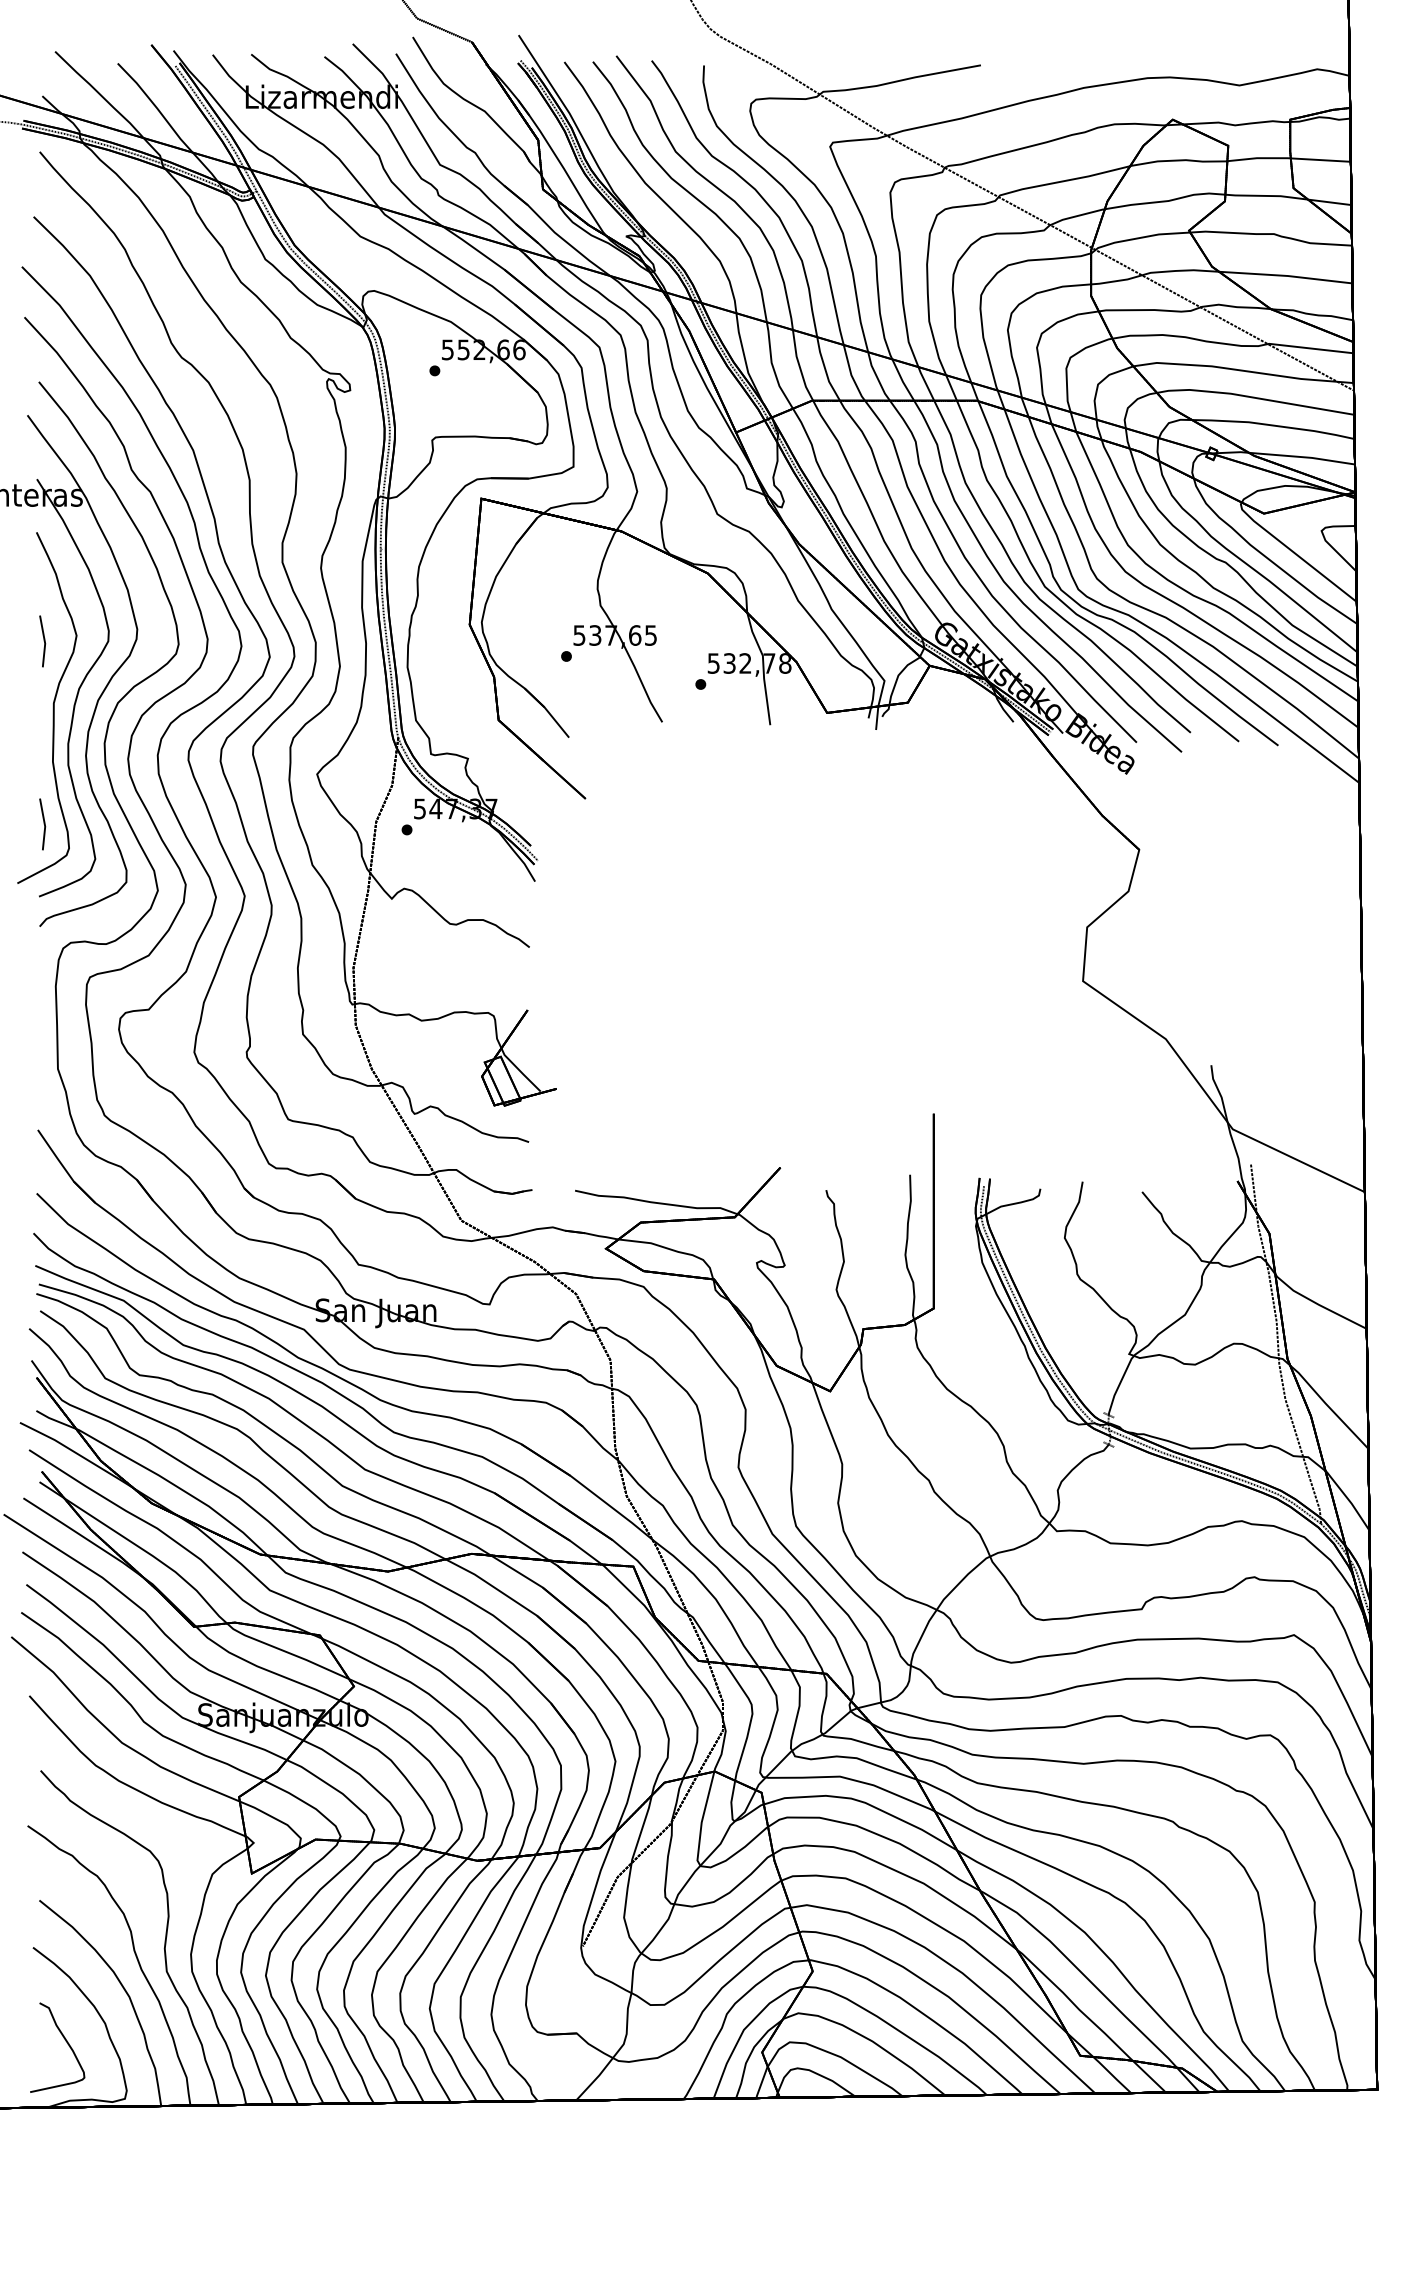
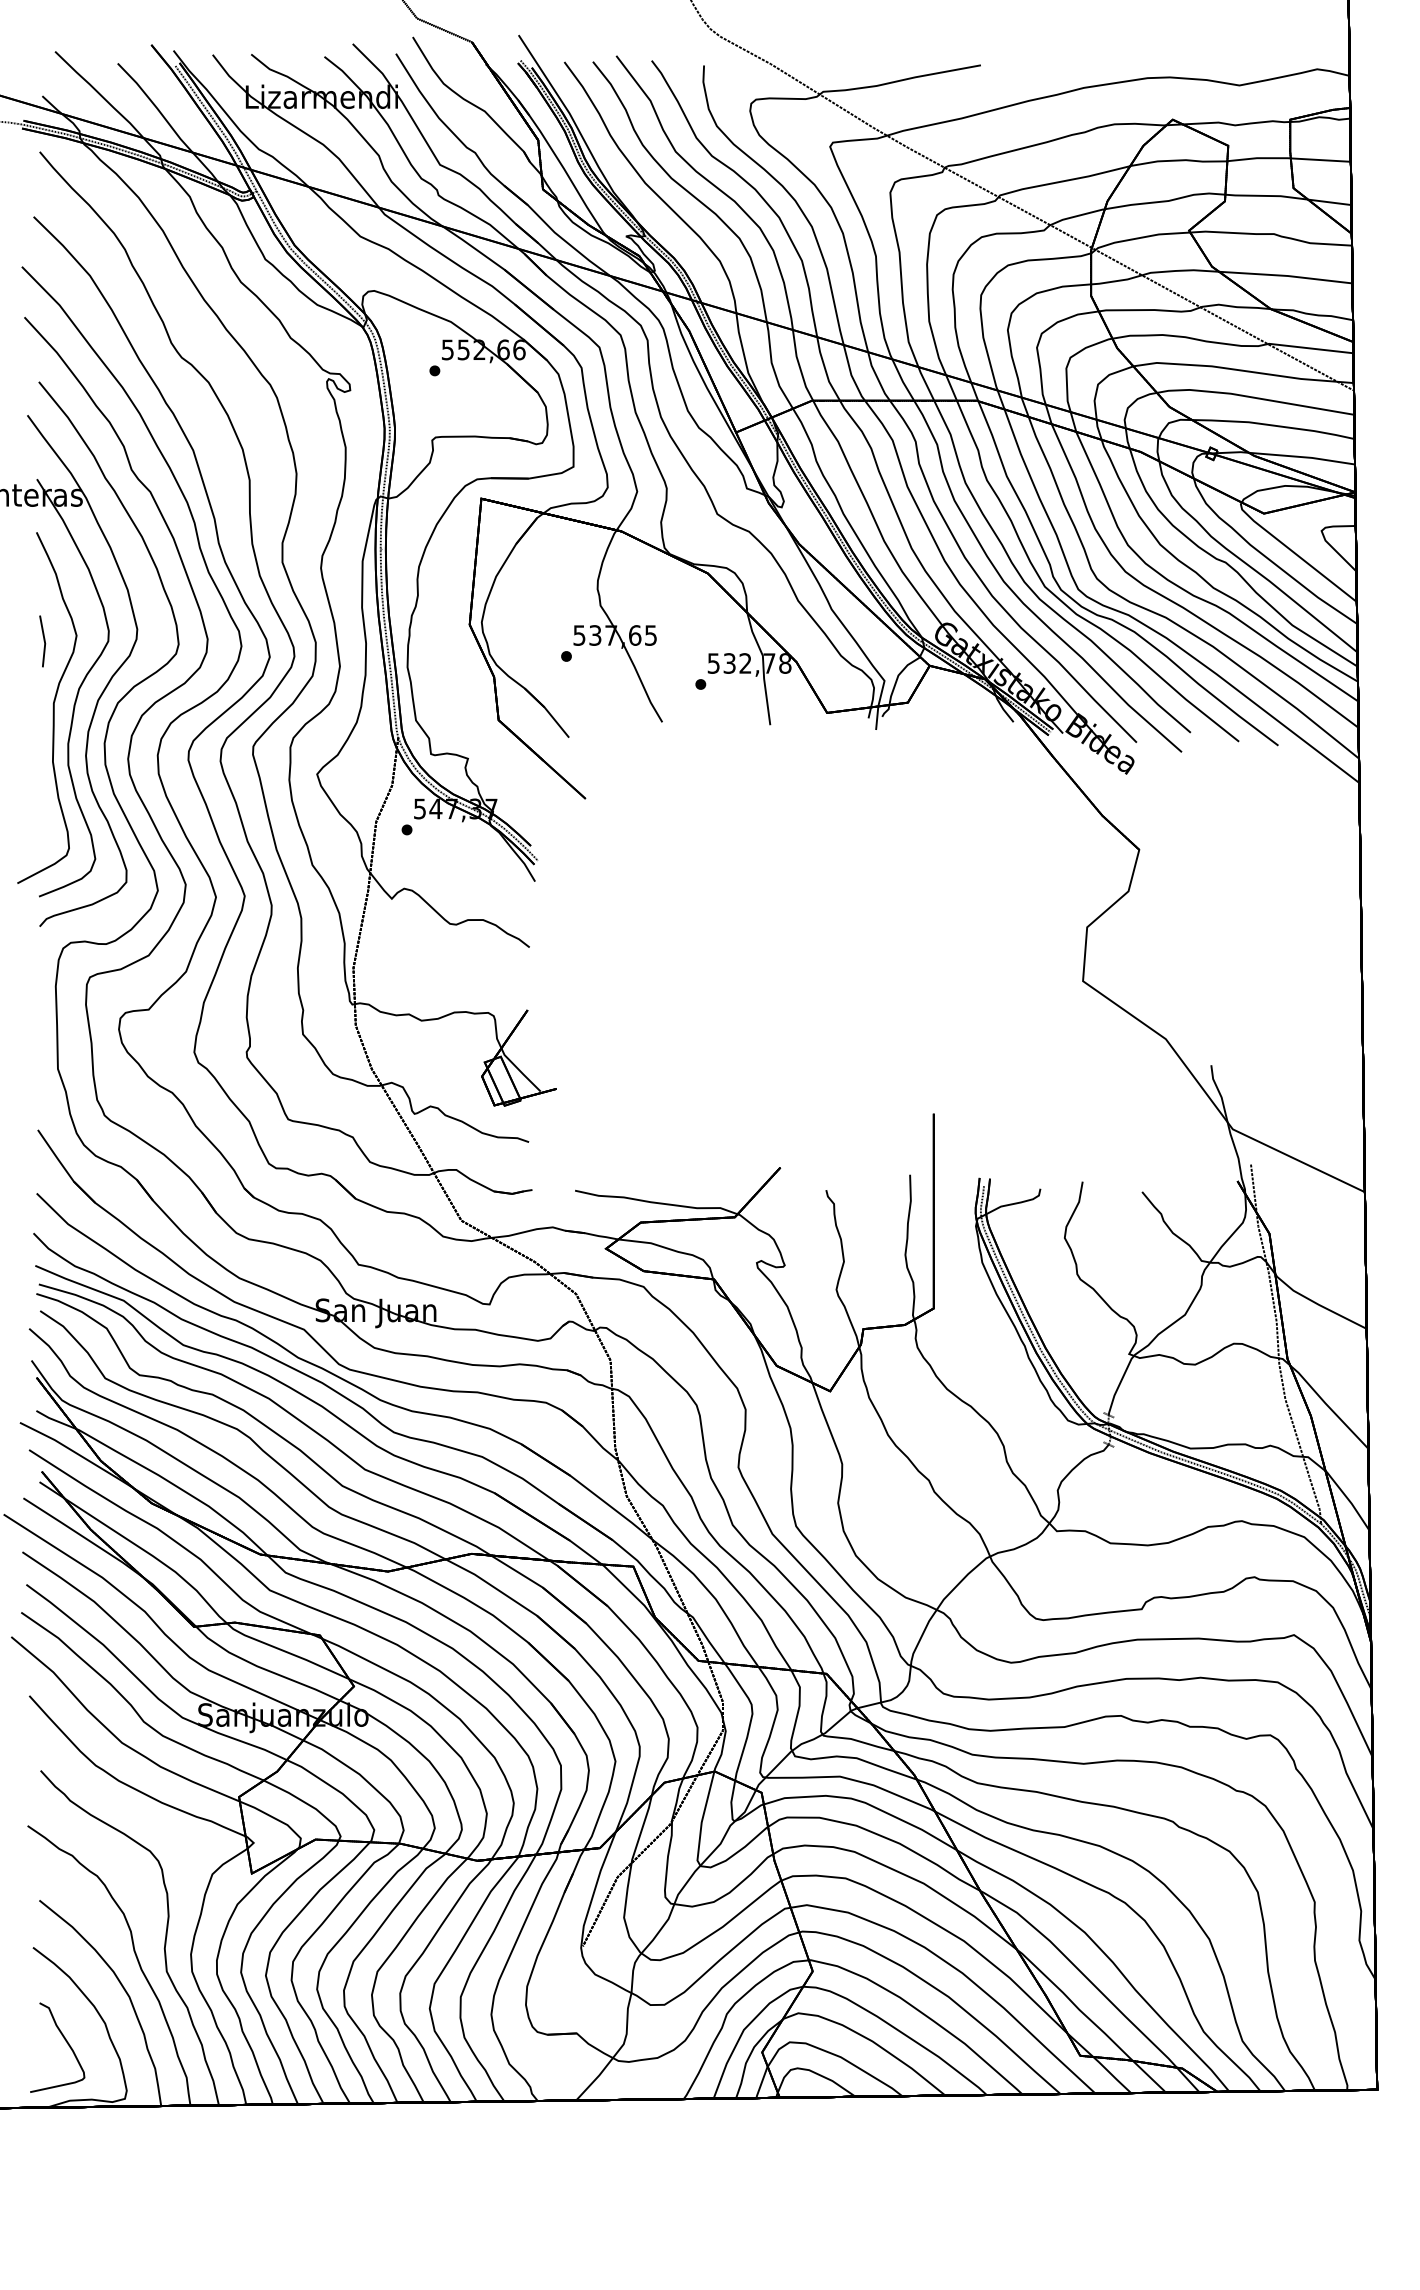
line: present -> none (43, 824)
